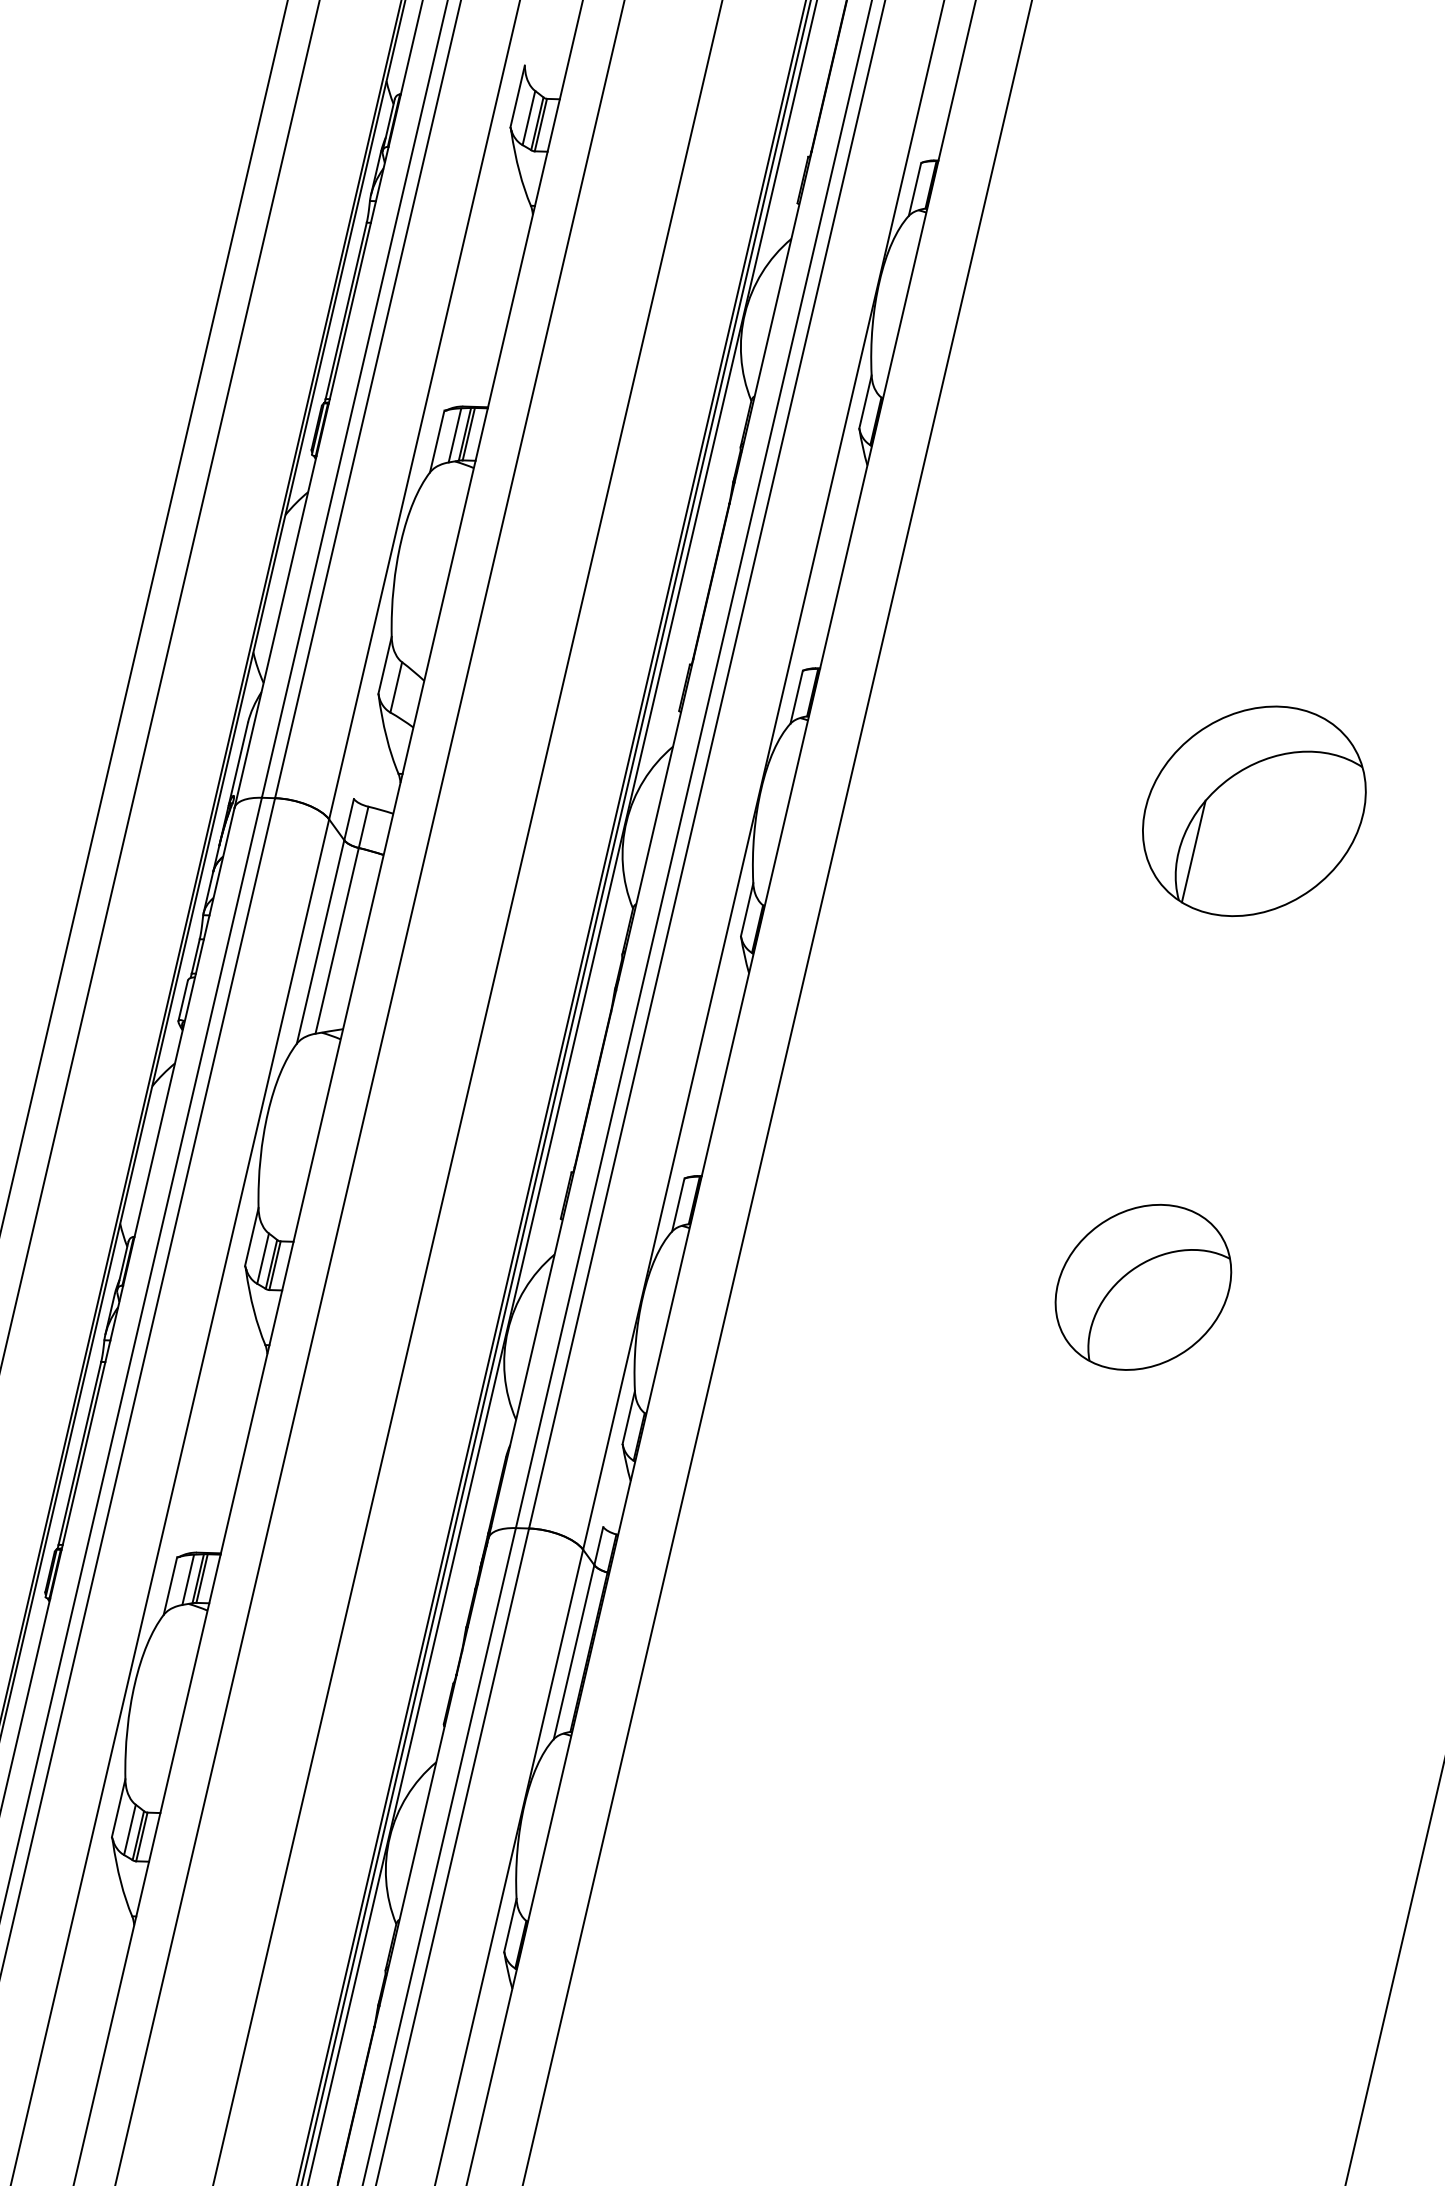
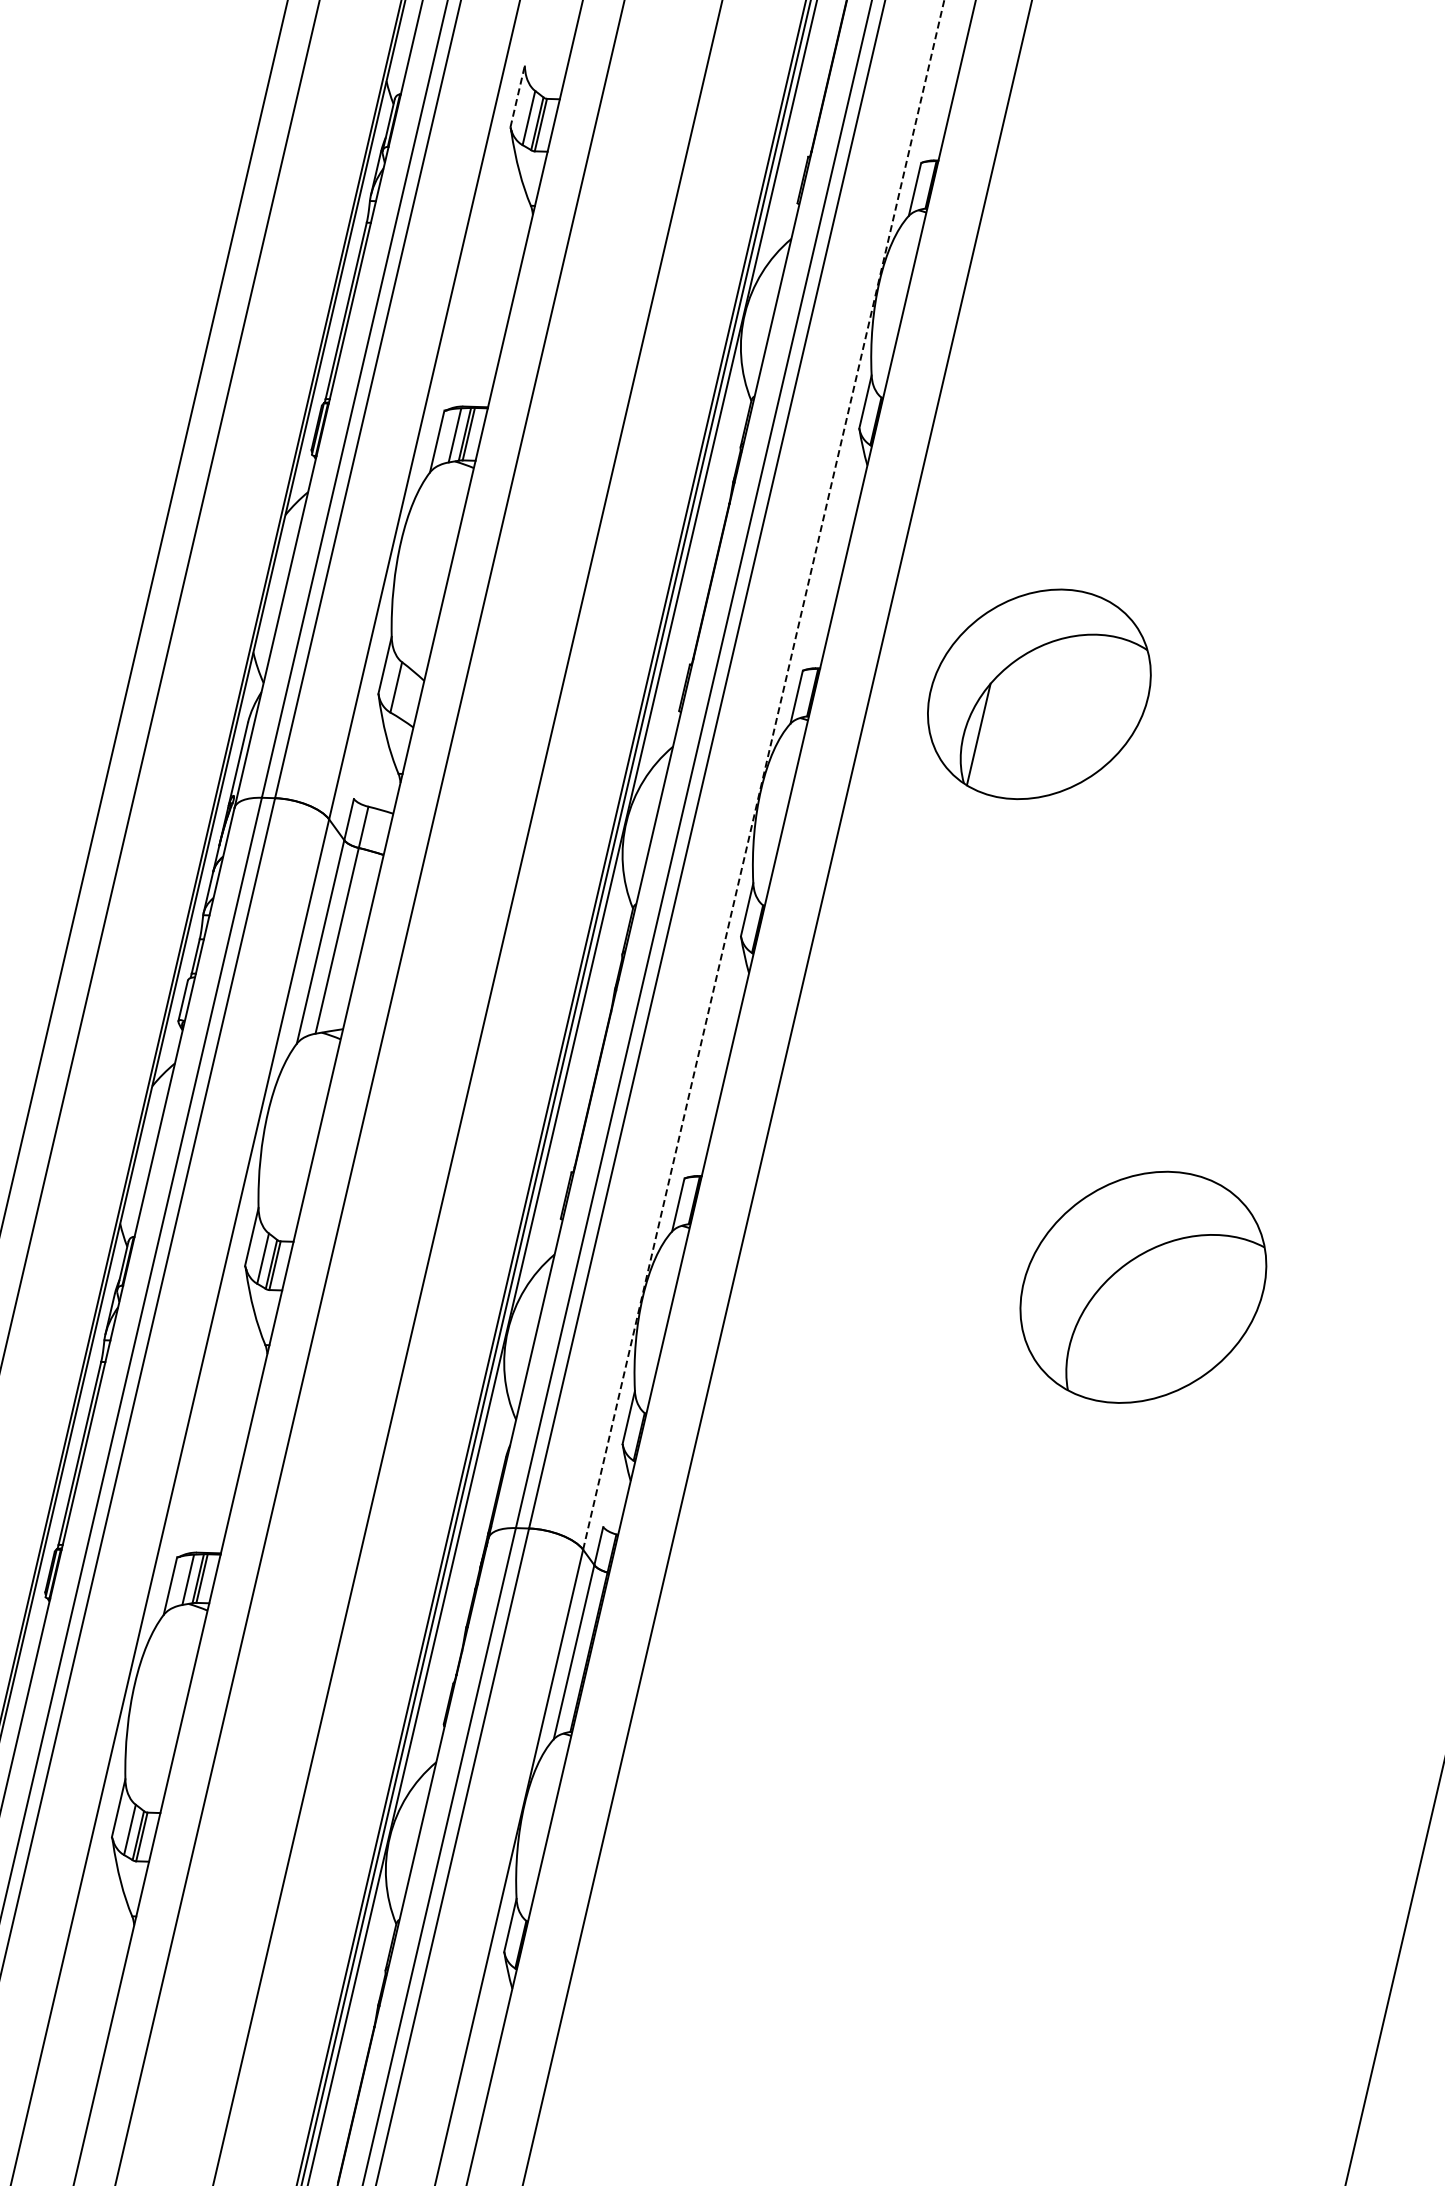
line: solid -> dashed (517, 96)
line: solid -> dashed (763, 774)
part position: (1254, 810) -> (1039, 693) (1039, 693)
part size: 179x167 px -> 249x234 px (1143, 1286)
